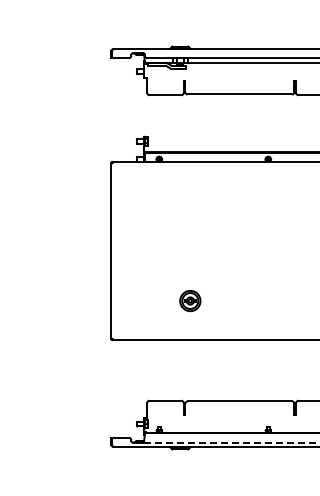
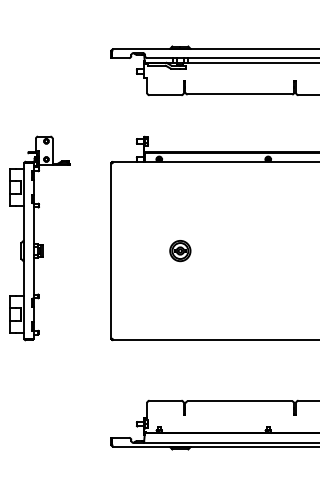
part: none -> present (39, 238)
part position: (190, 301) -> (180, 251) (180, 251)
line: dashed -> solid (232, 442)
